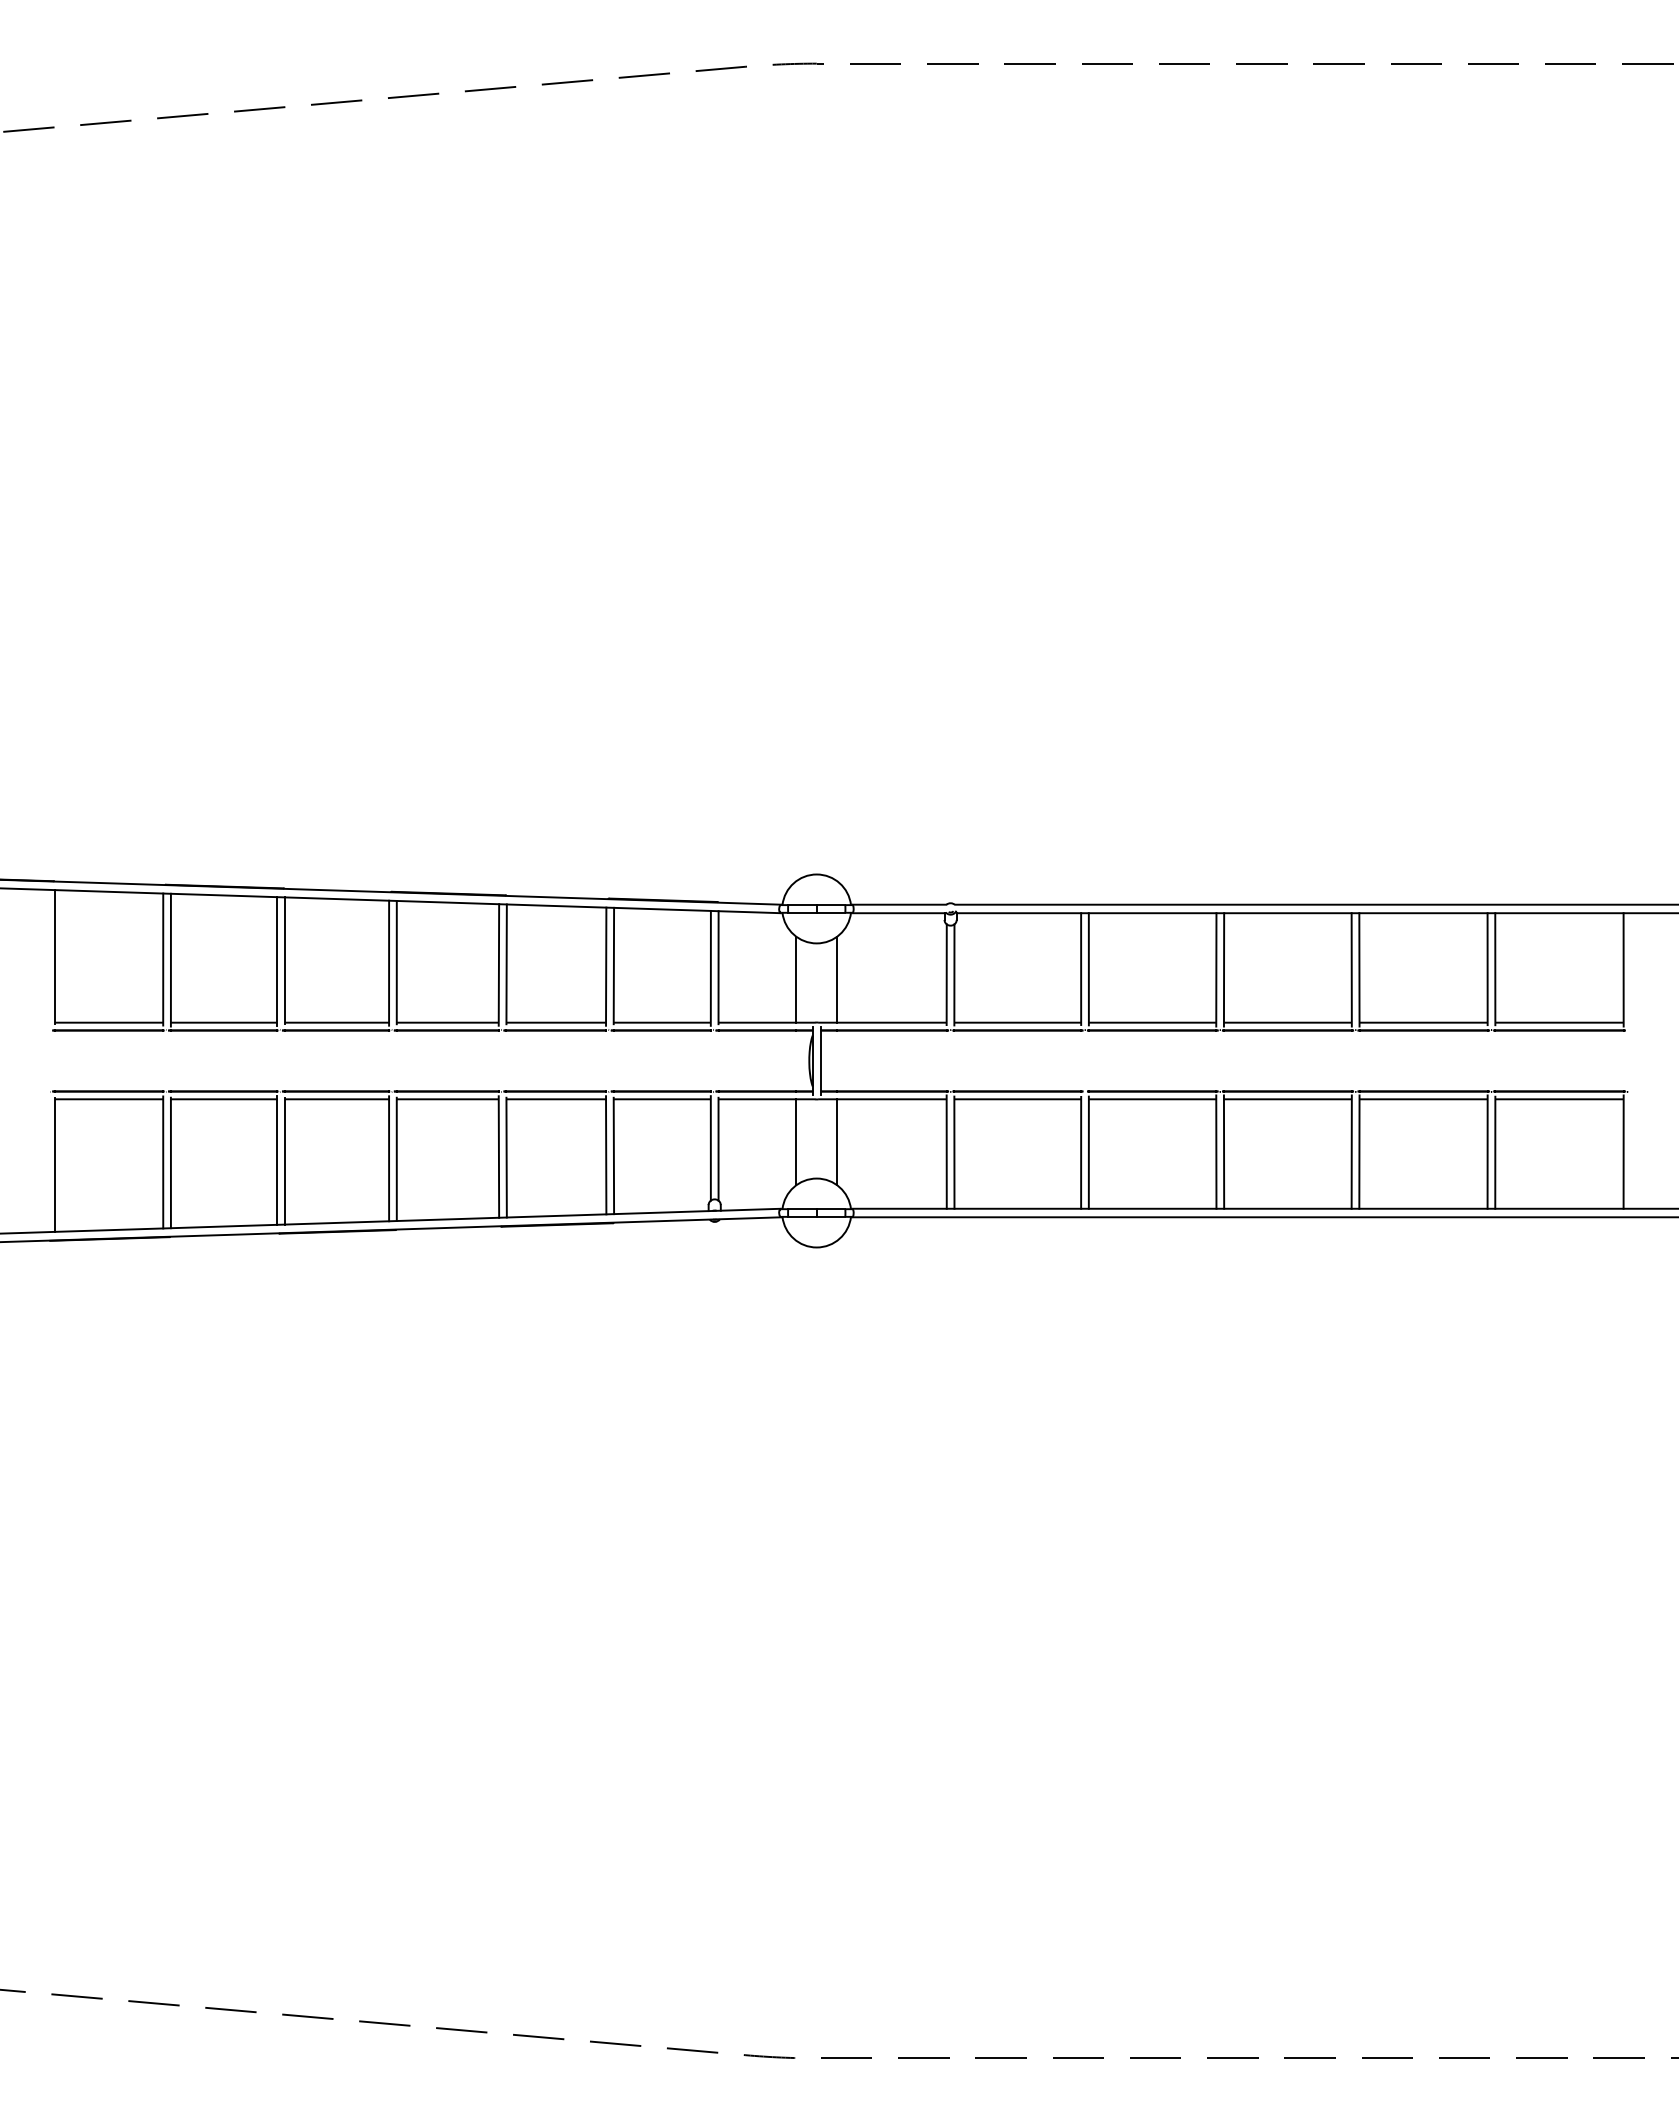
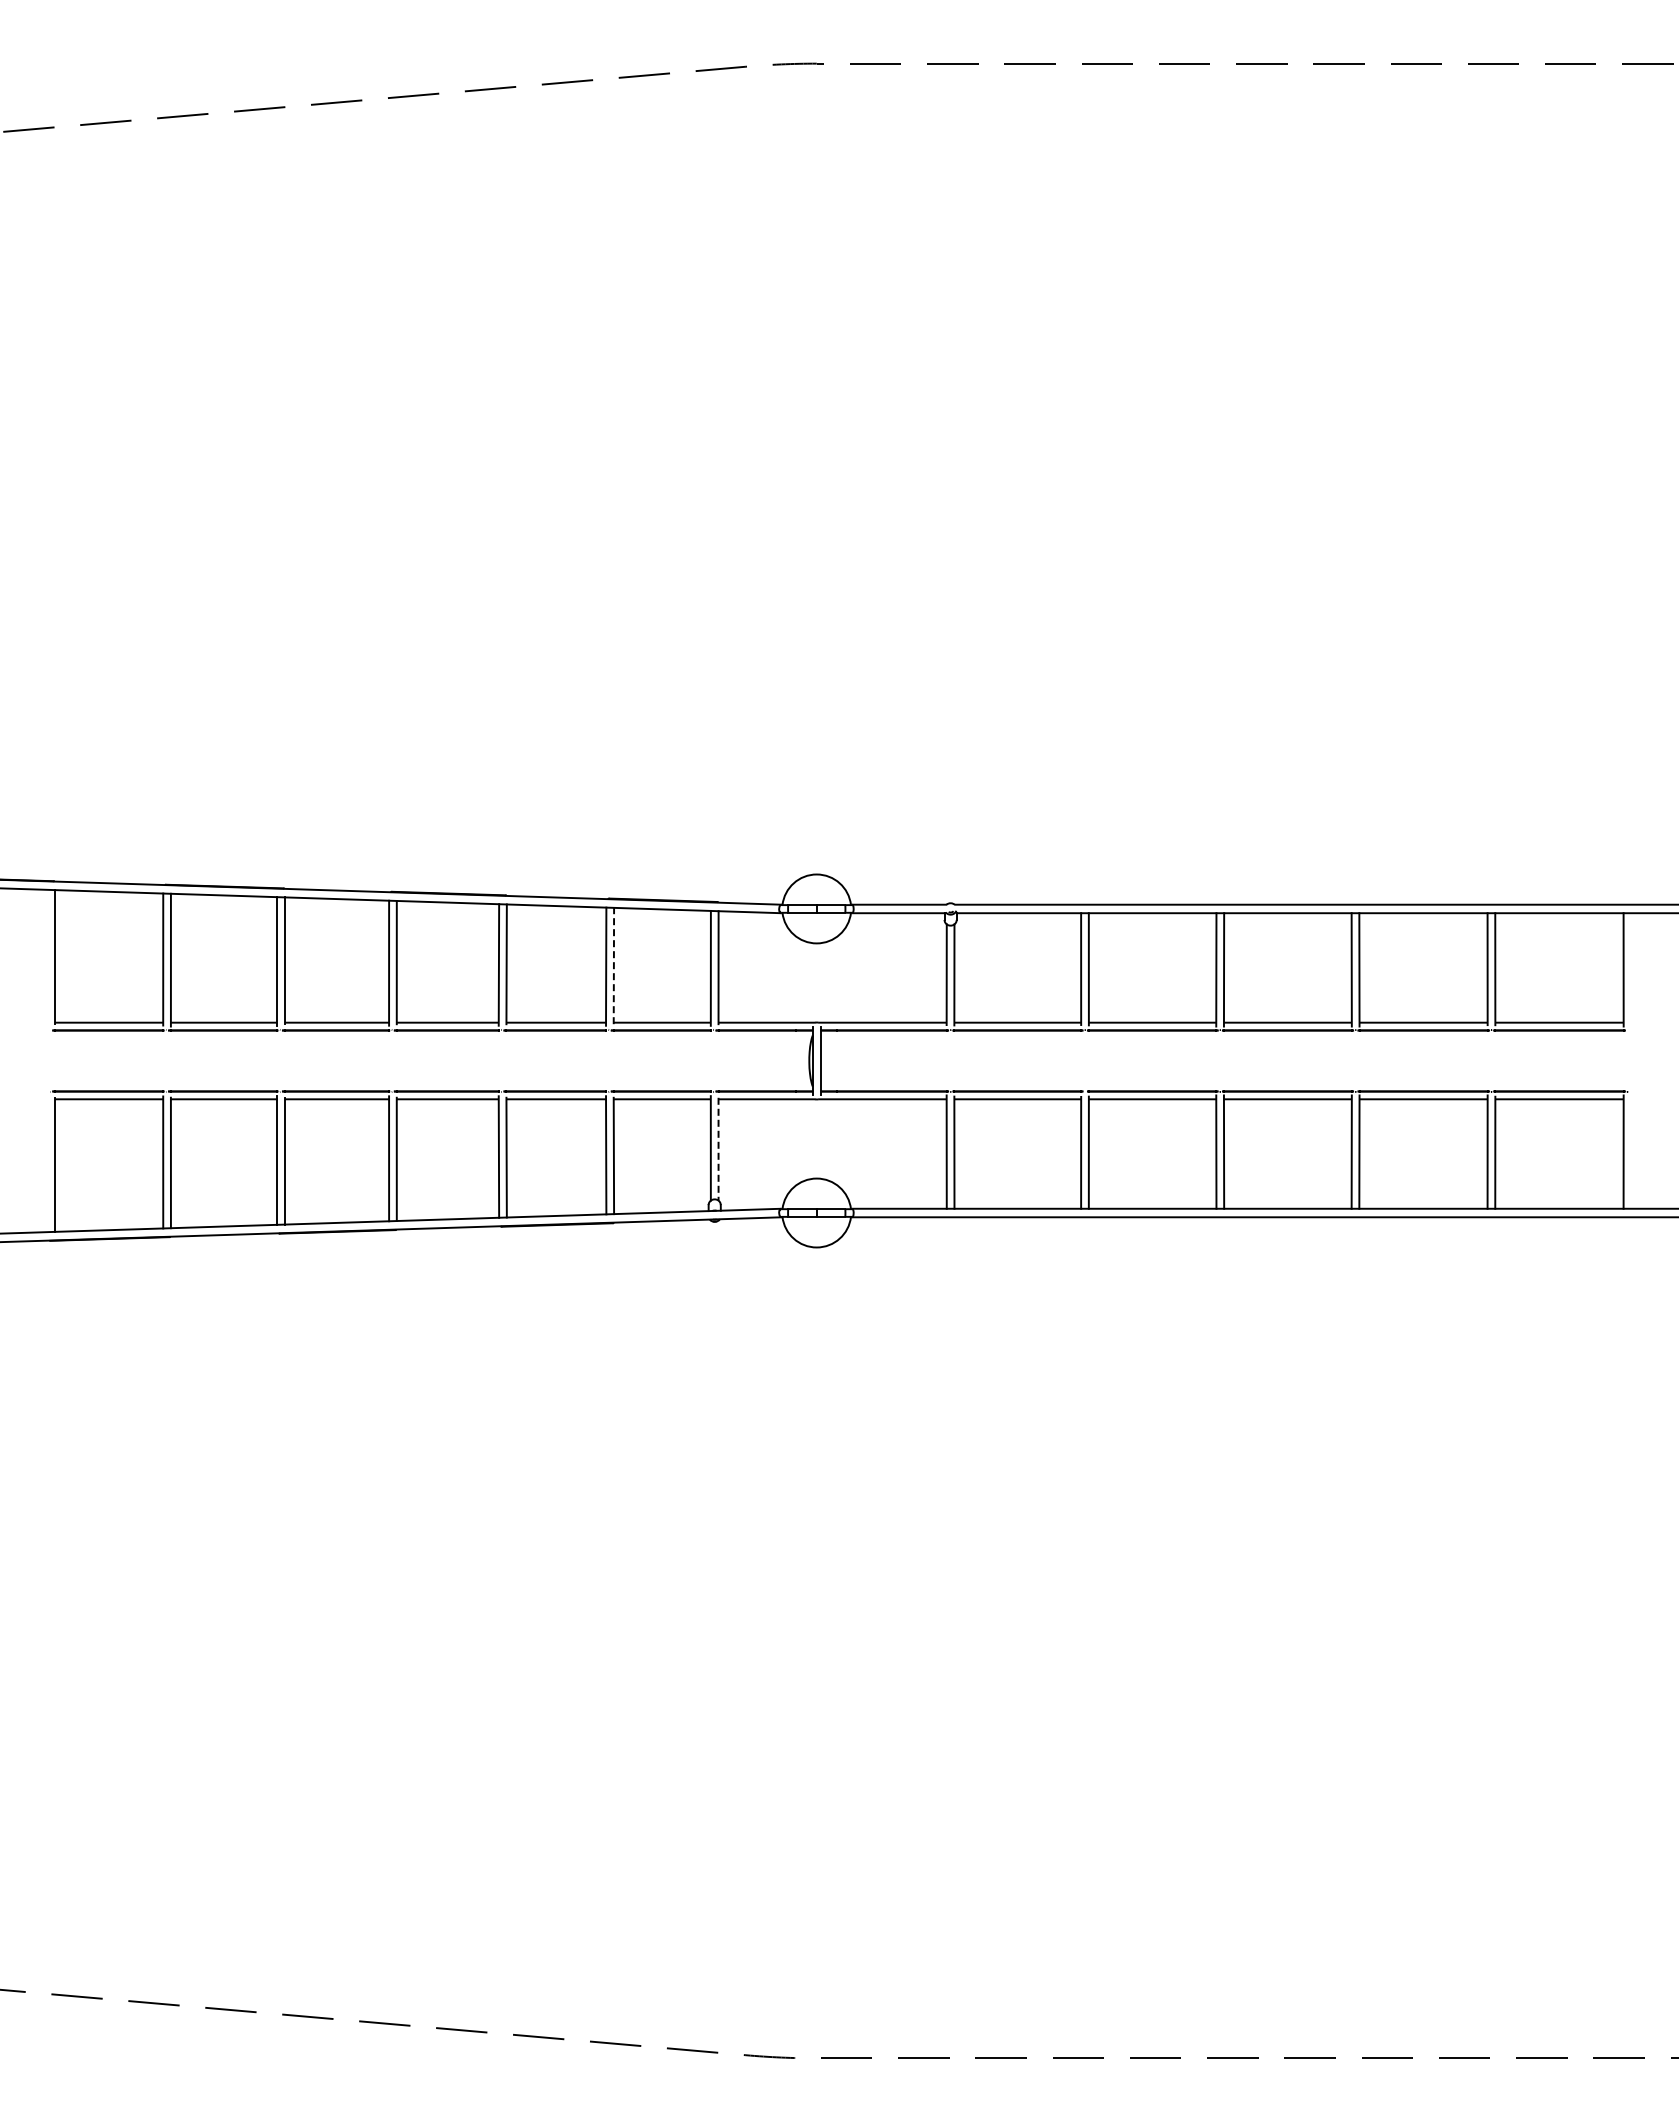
line: solid -> dashed (613, 965)
line: present -> none (796, 979)
line: present -> none (837, 979)
line: present -> none (796, 1142)
line: present -> none (837, 1142)
line: solid -> dashed (718, 1149)
